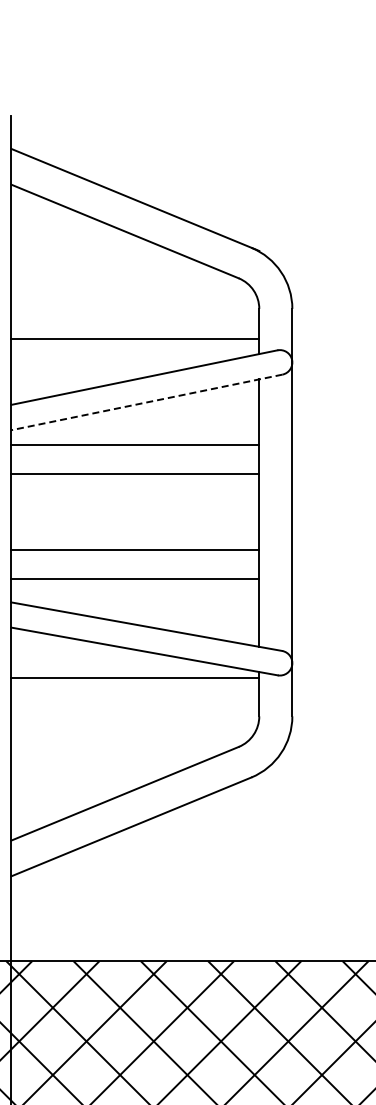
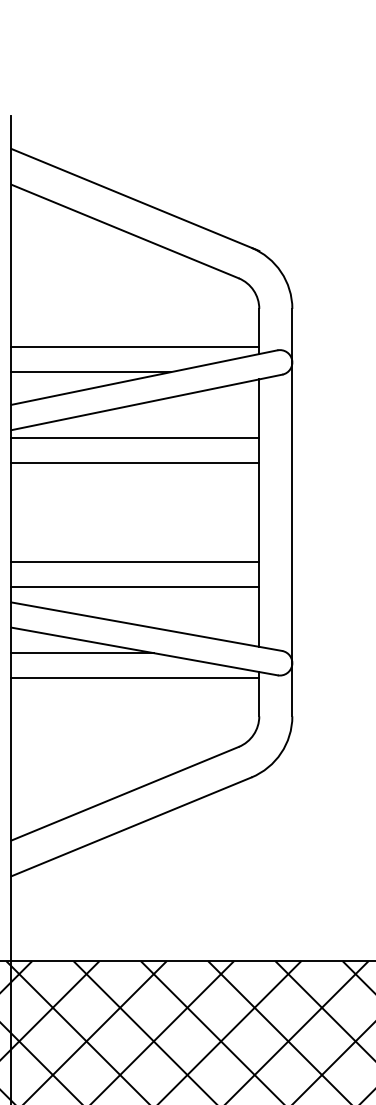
line position: (135, 339) -> (135, 347) (135, 347)
line: none -> present (91, 372)
line: dashed -> solid (146, 402)
line position: (135, 445) -> (135, 438) (135, 438)
line position: (135, 474) -> (135, 463) (135, 463)
line position: (135, 550) -> (135, 562) (135, 562)
line position: (135, 579) -> (135, 587) (135, 587)
line: none -> present (82, 653)
